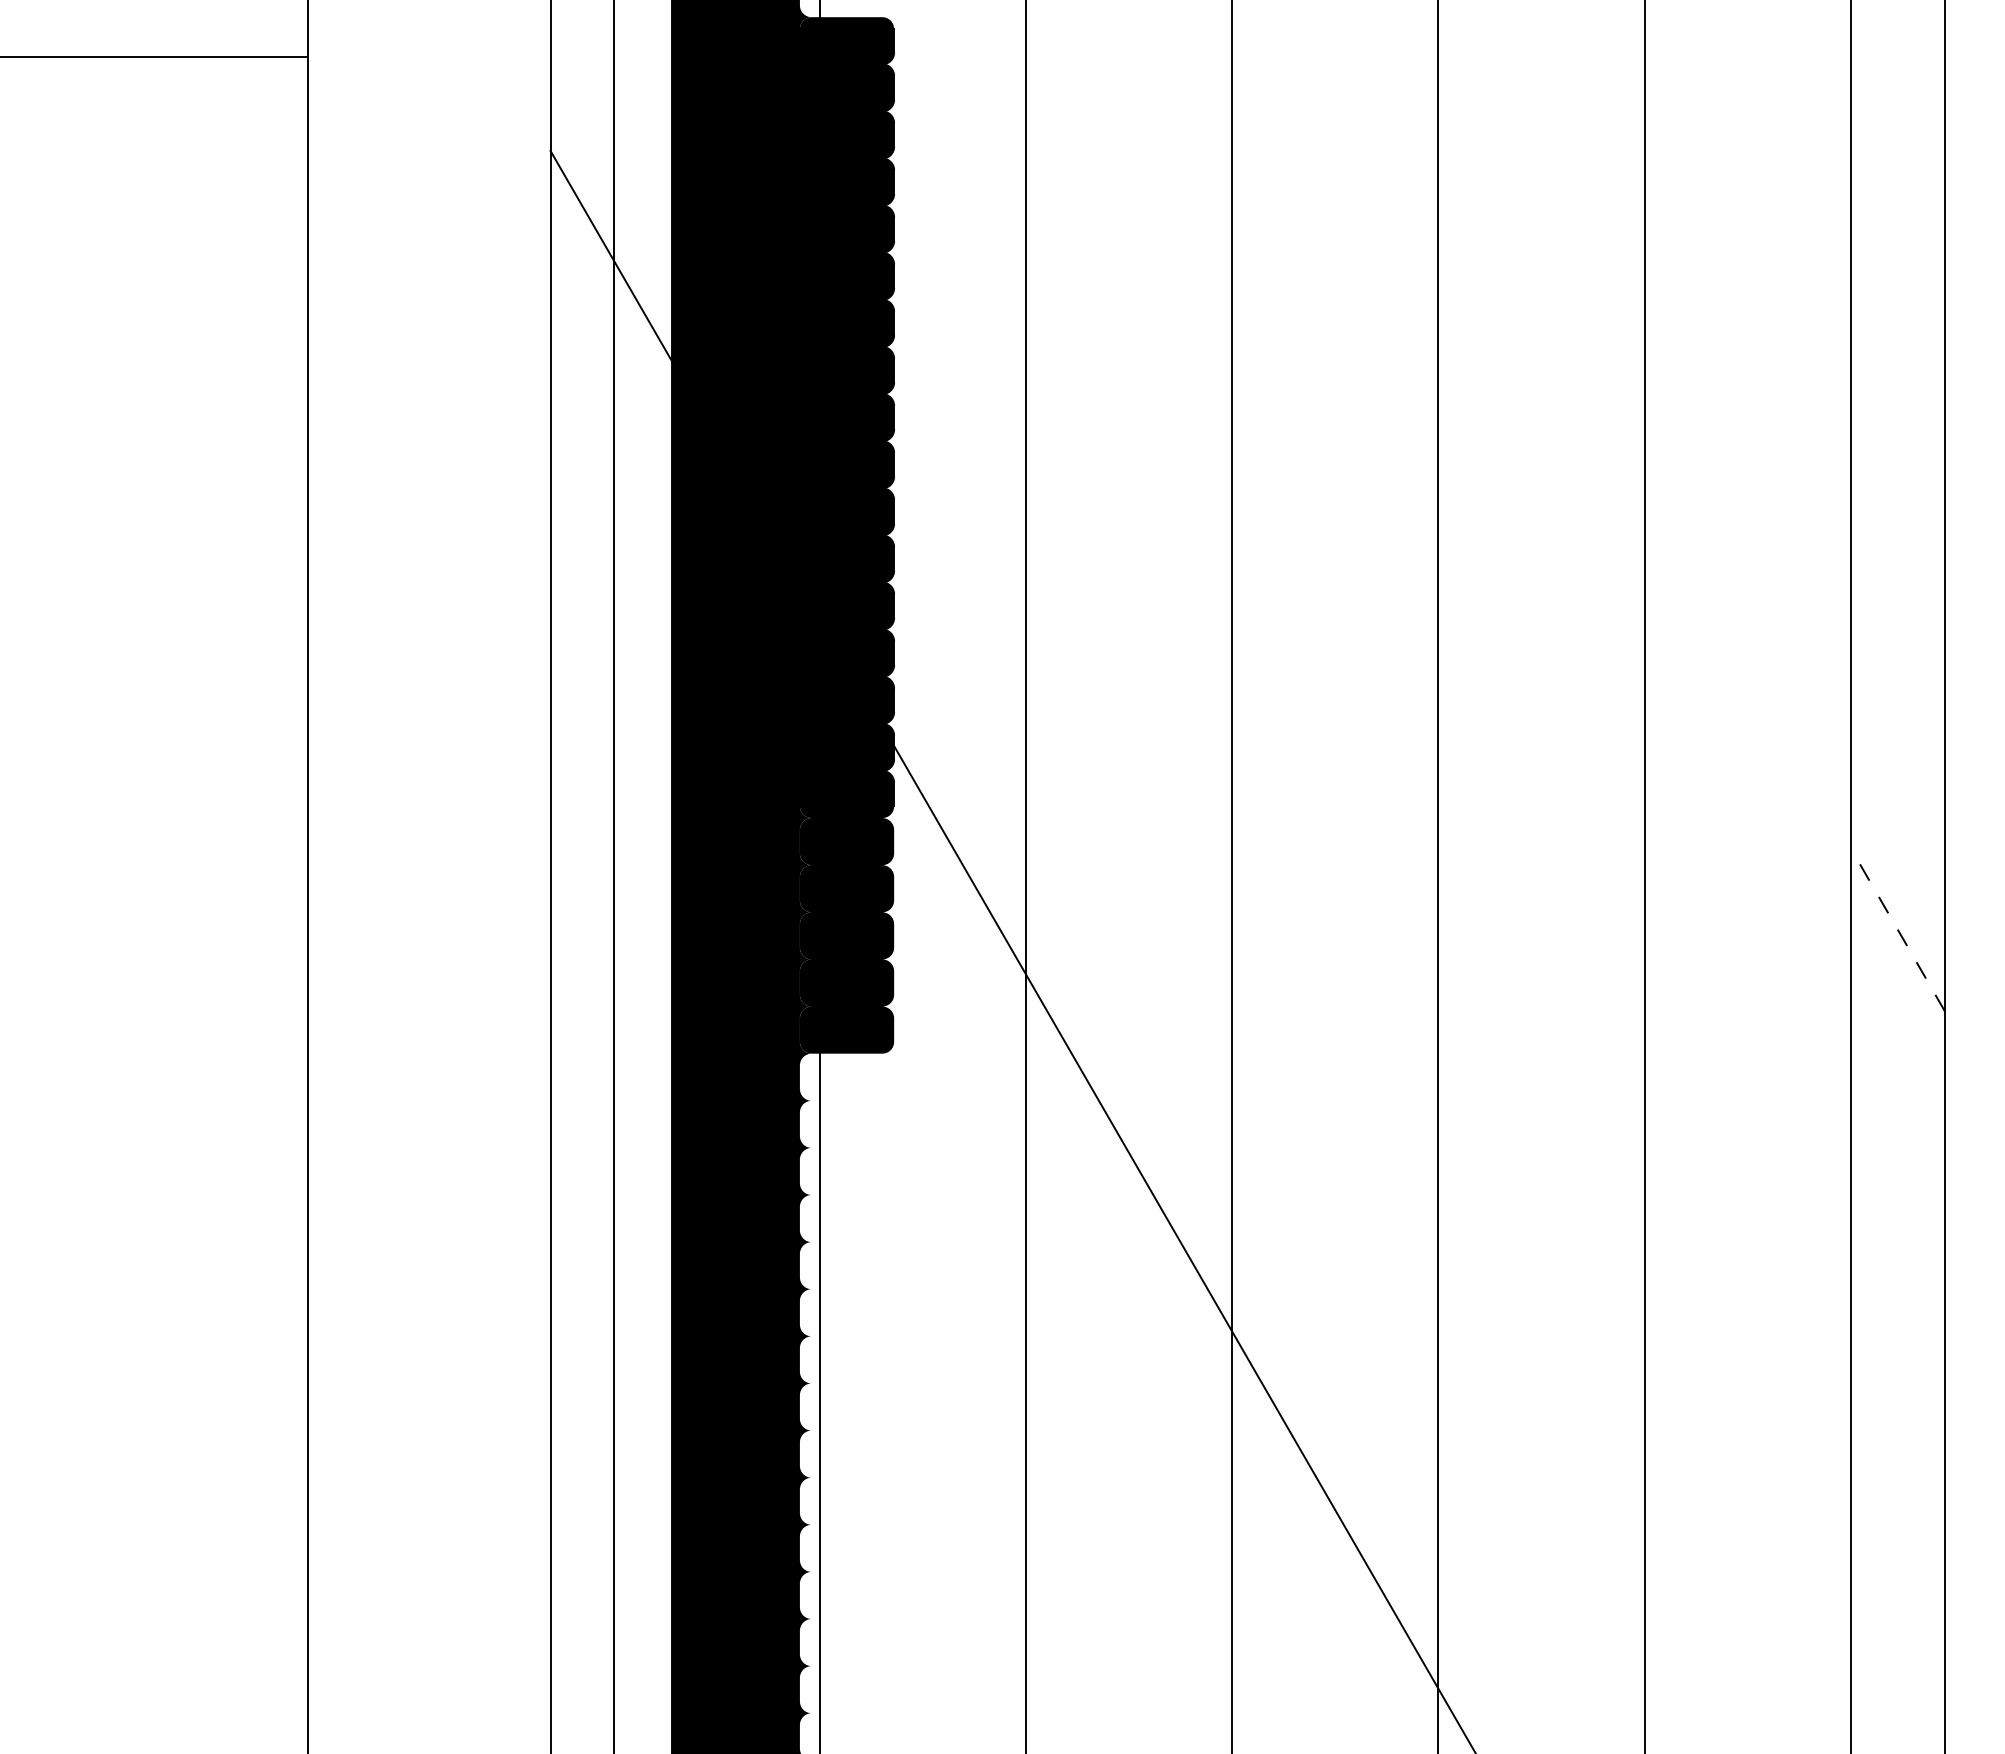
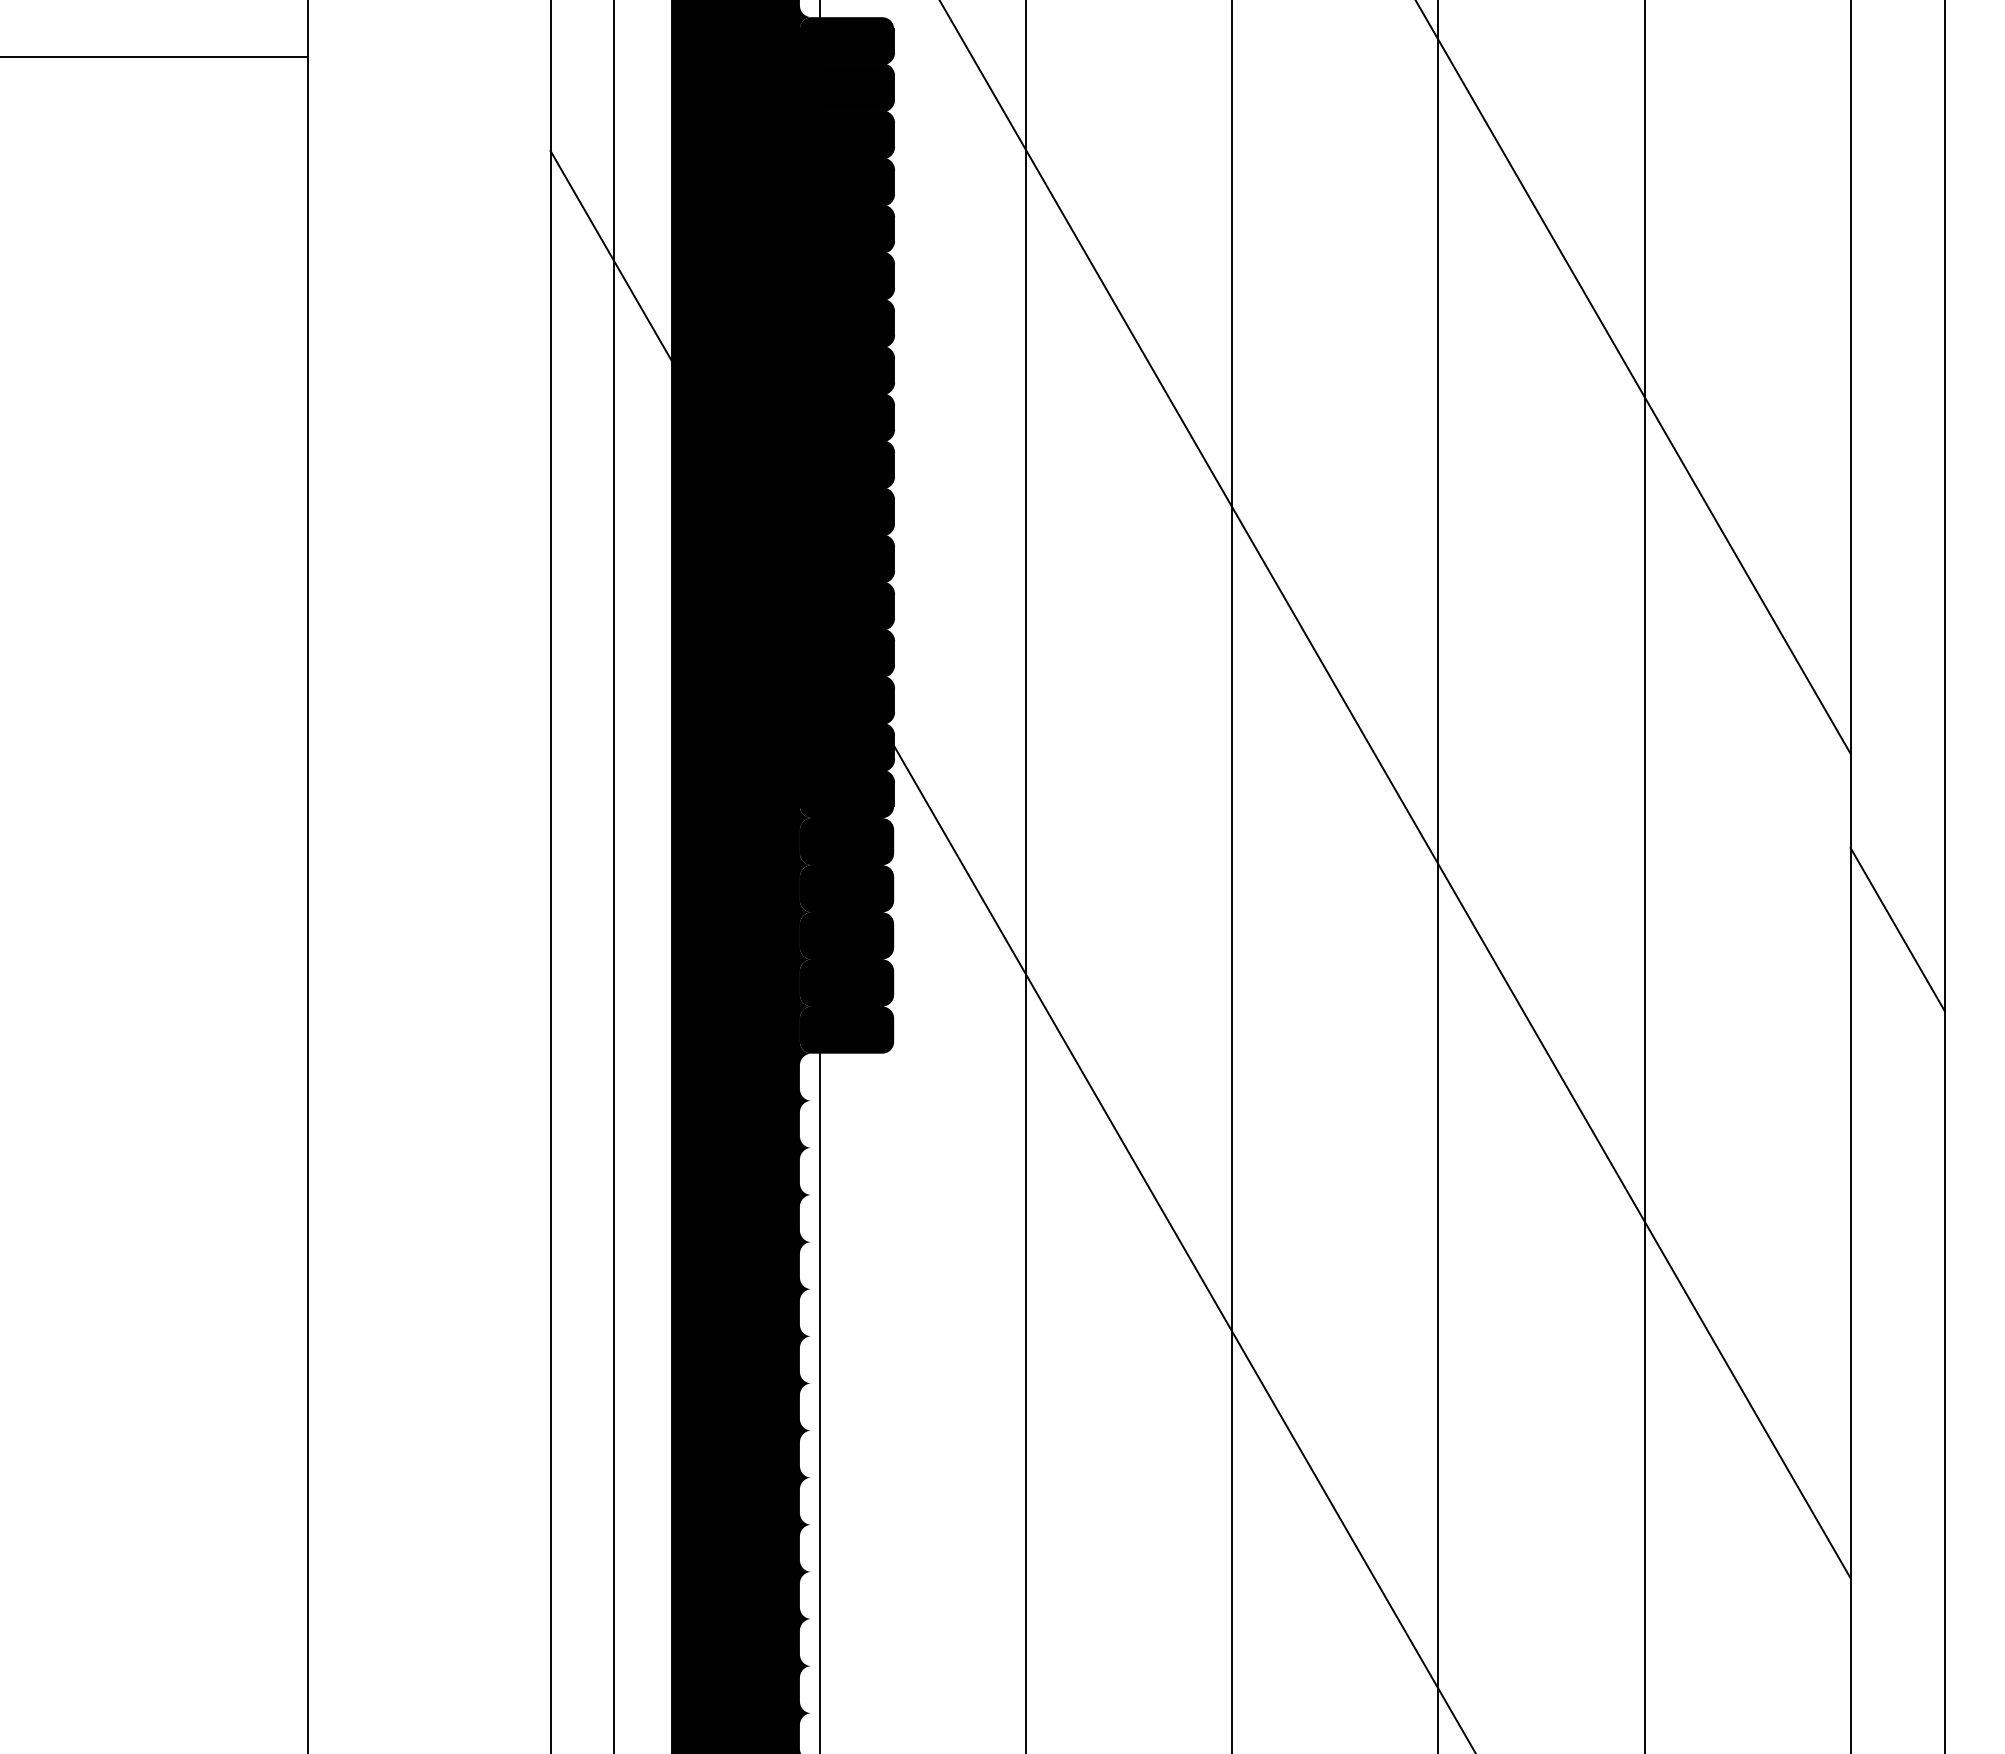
line: none -> present (1633, 377)
line: none -> present (1395, 790)
line: dashed -> solid (1897, 929)
